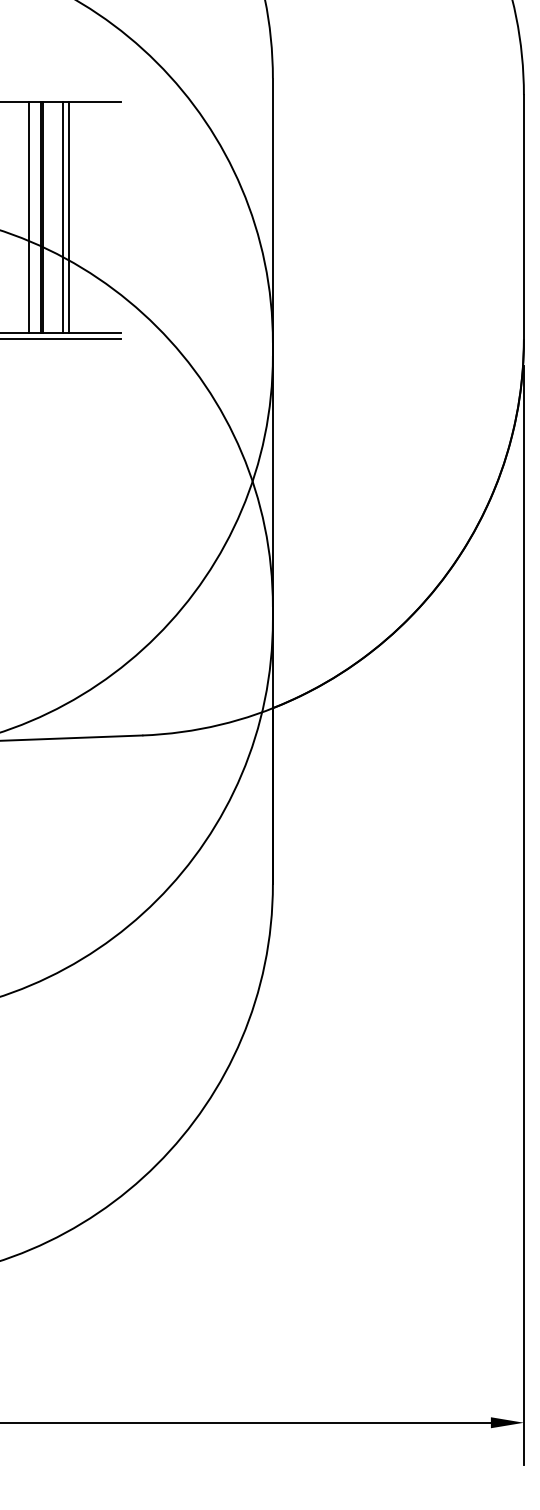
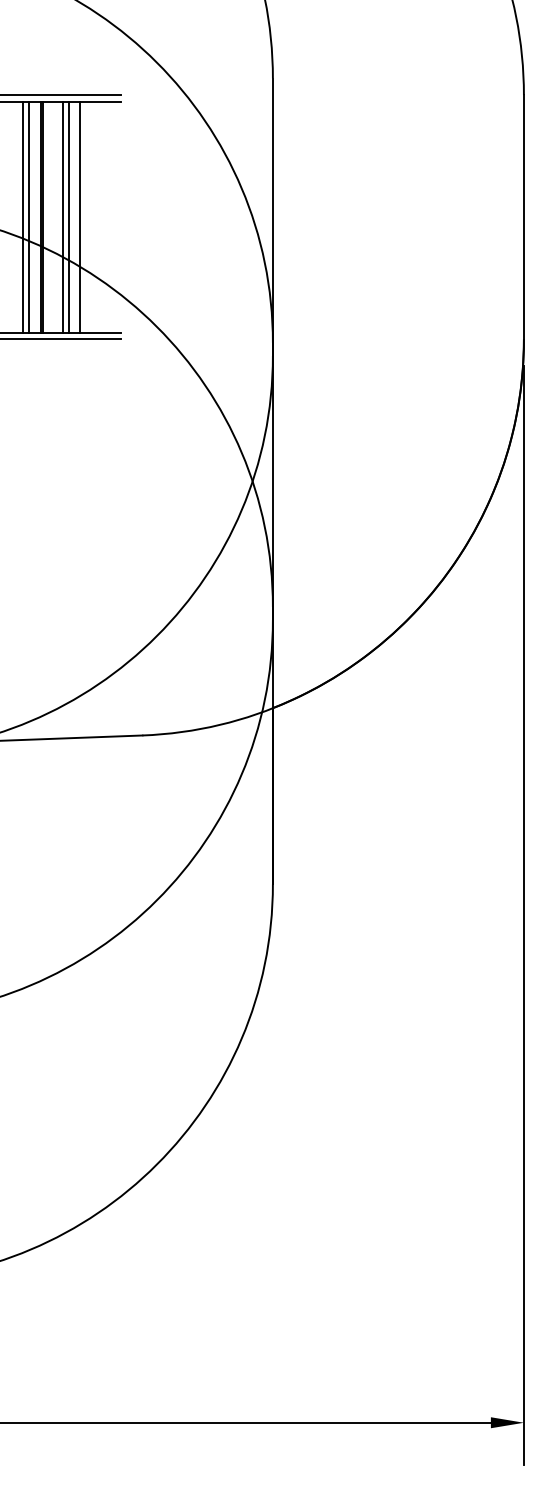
line: none -> present (61, 95)
line: none -> present (23, 216)
line: none -> present (80, 216)
